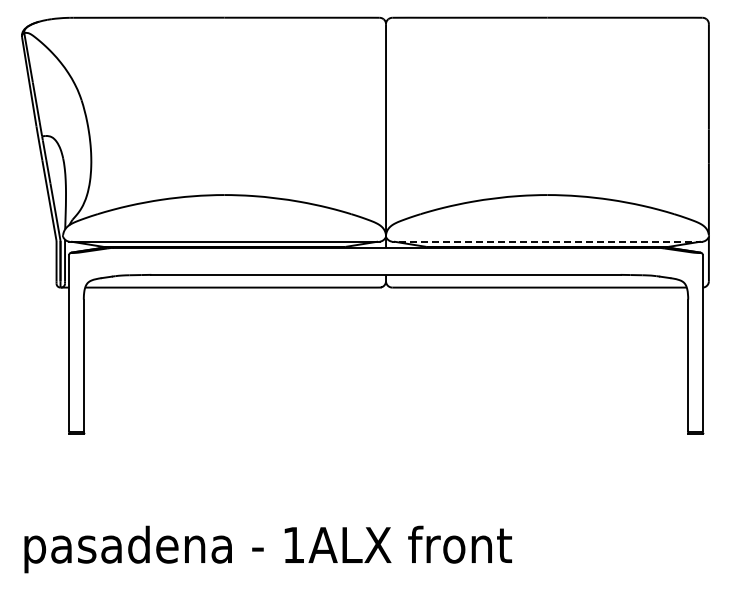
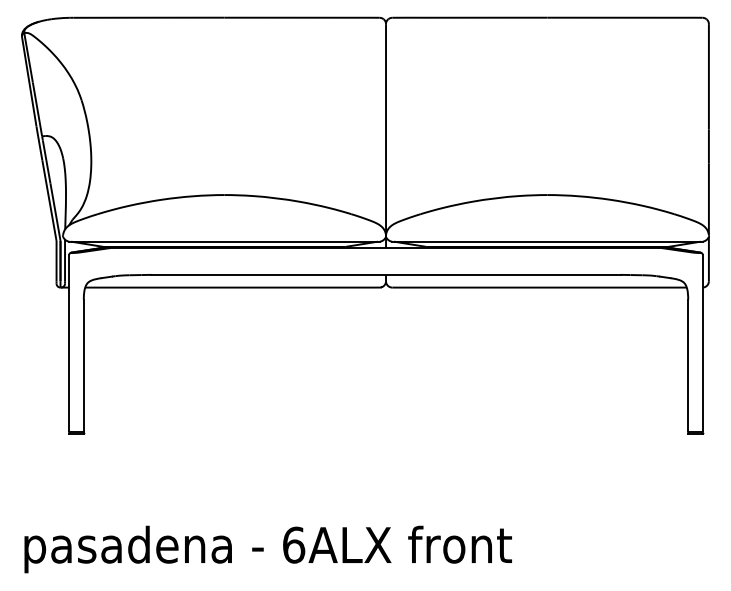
line: dashed -> solid (546, 241)
text: 1ALX -> 6ALX (294, 544)
